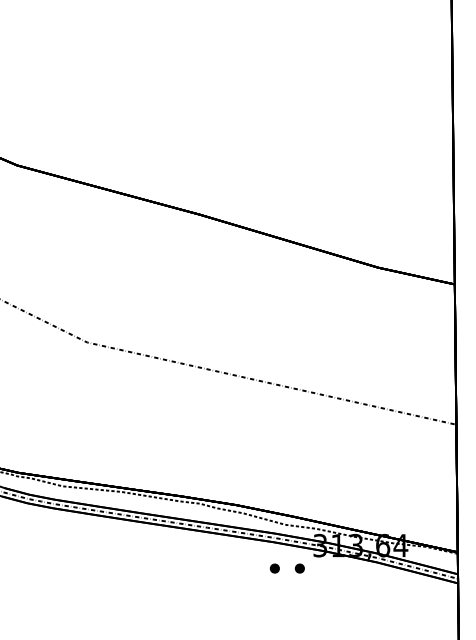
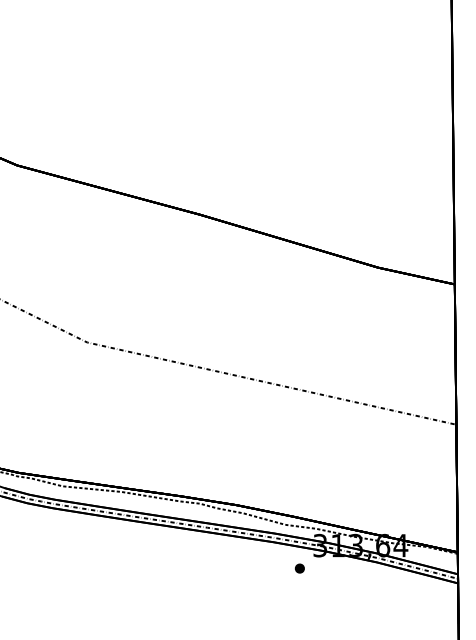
part: present -> none (274, 568)
